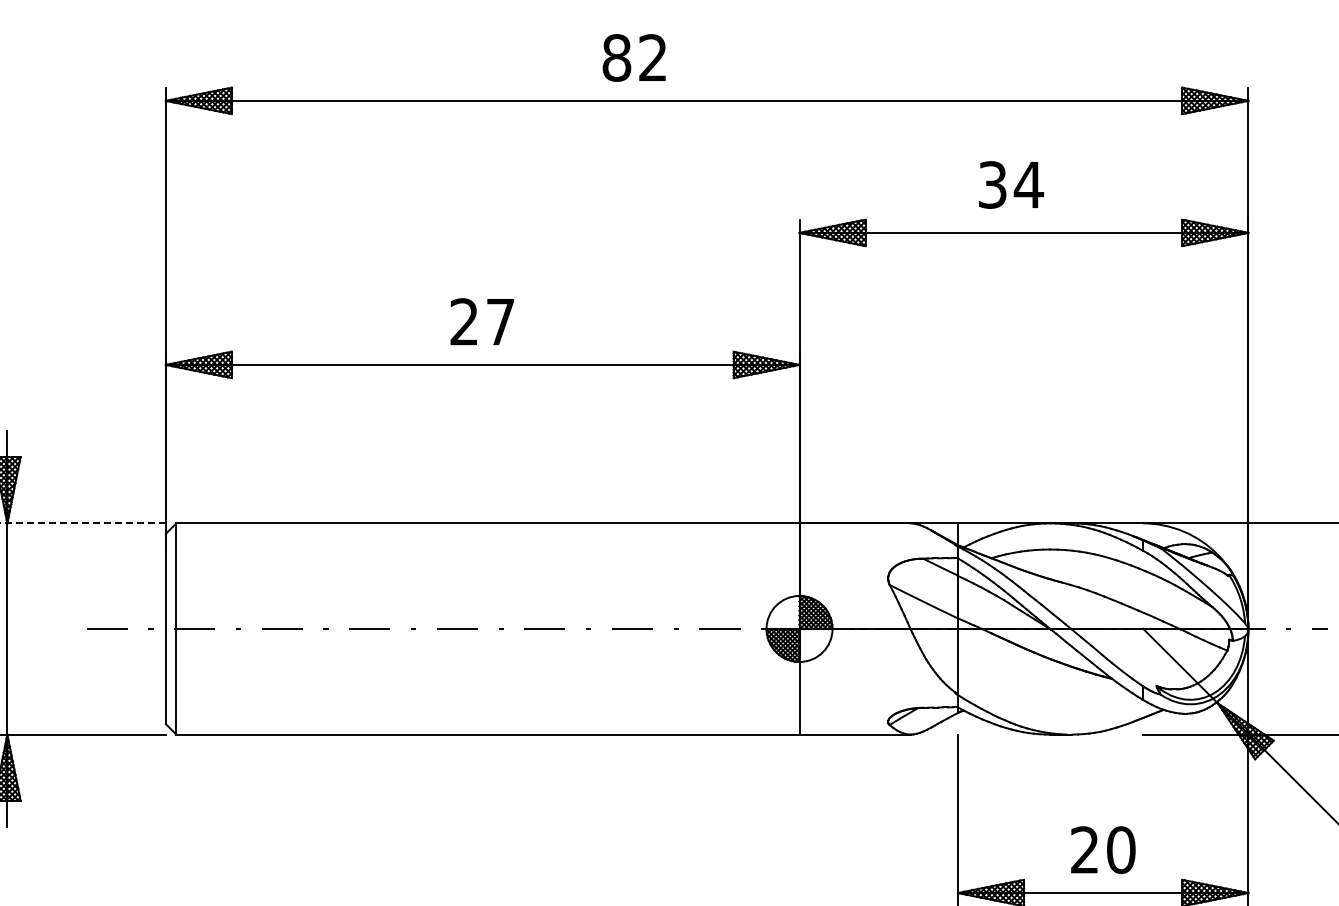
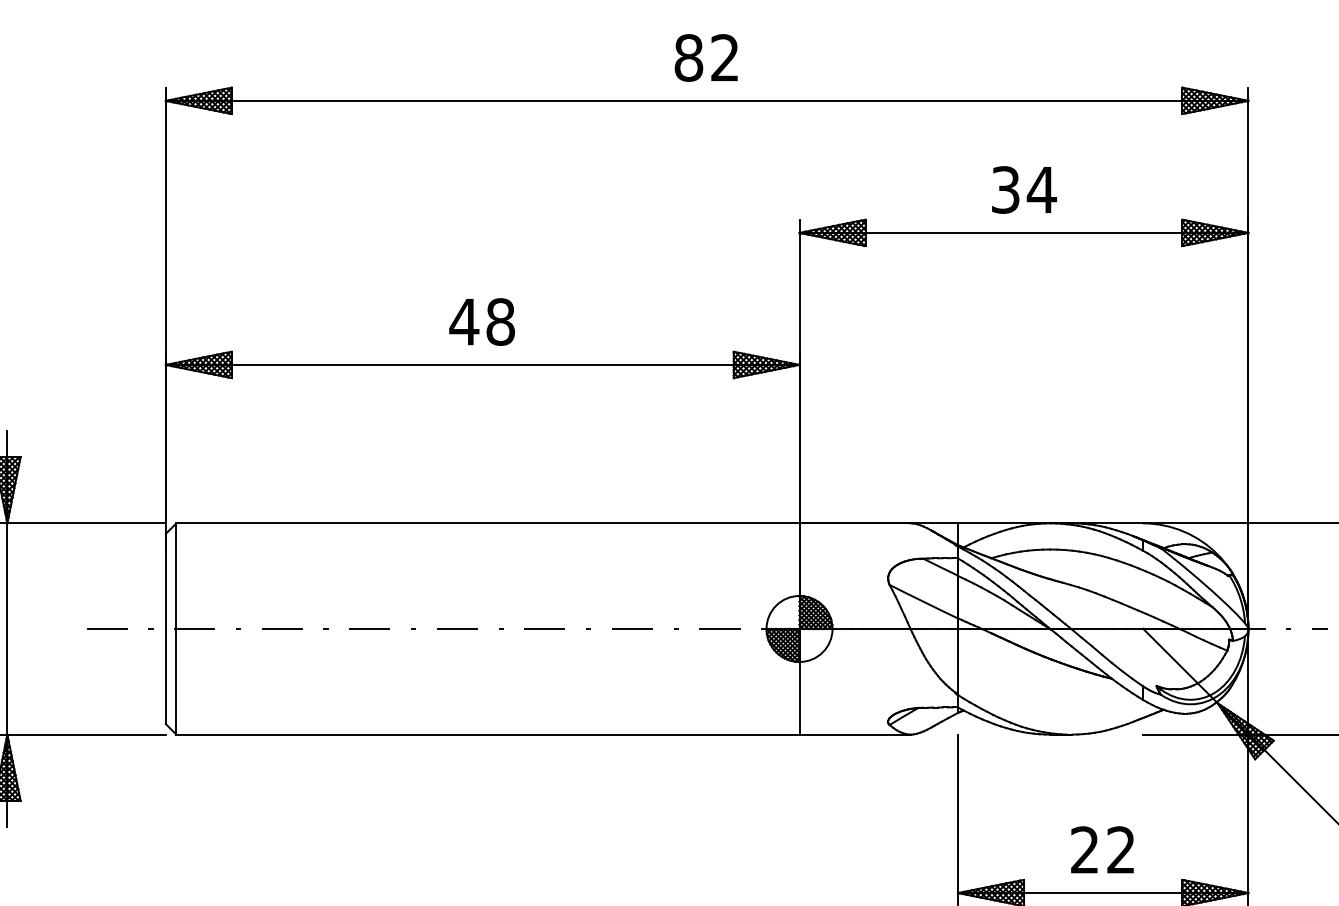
text position: (633, 57) -> (705, 57) (705, 57)
text position: (1011, 184) -> (1024, 189) (1024, 189)
text: 27 -> 48 (481, 321)
line: dashed -> solid (82, 523)
text: 20 -> 22 (1121, 850)
